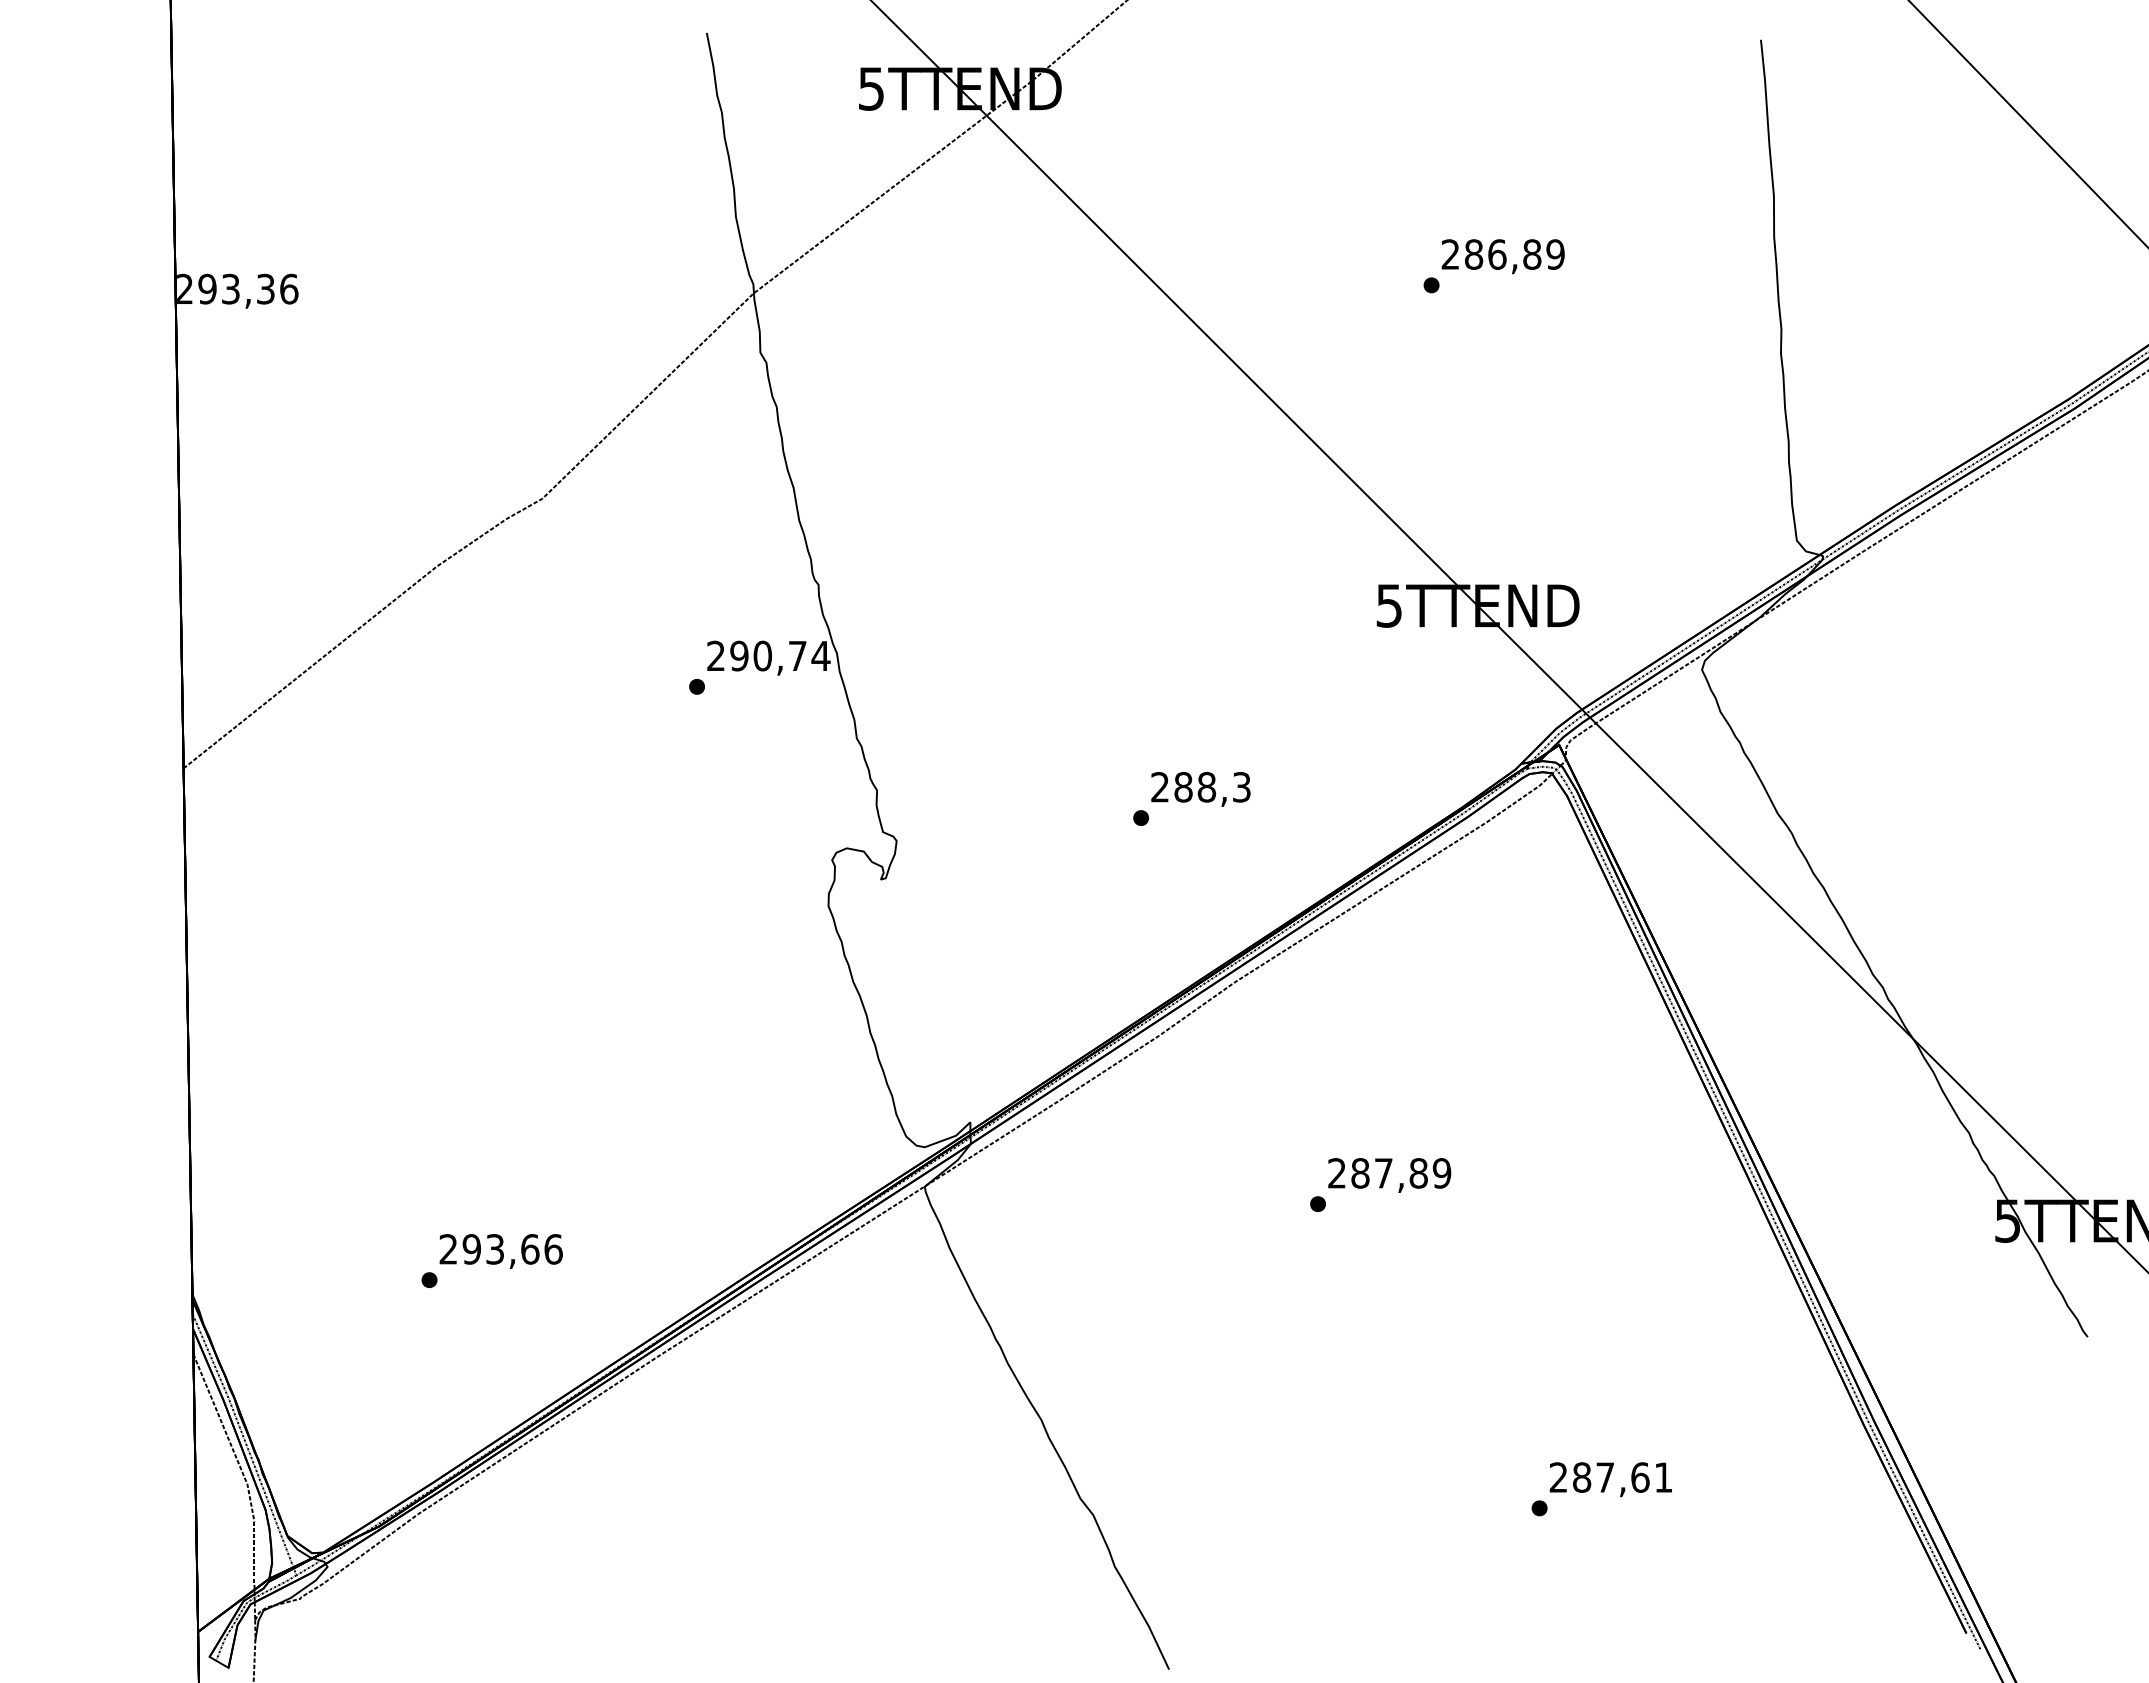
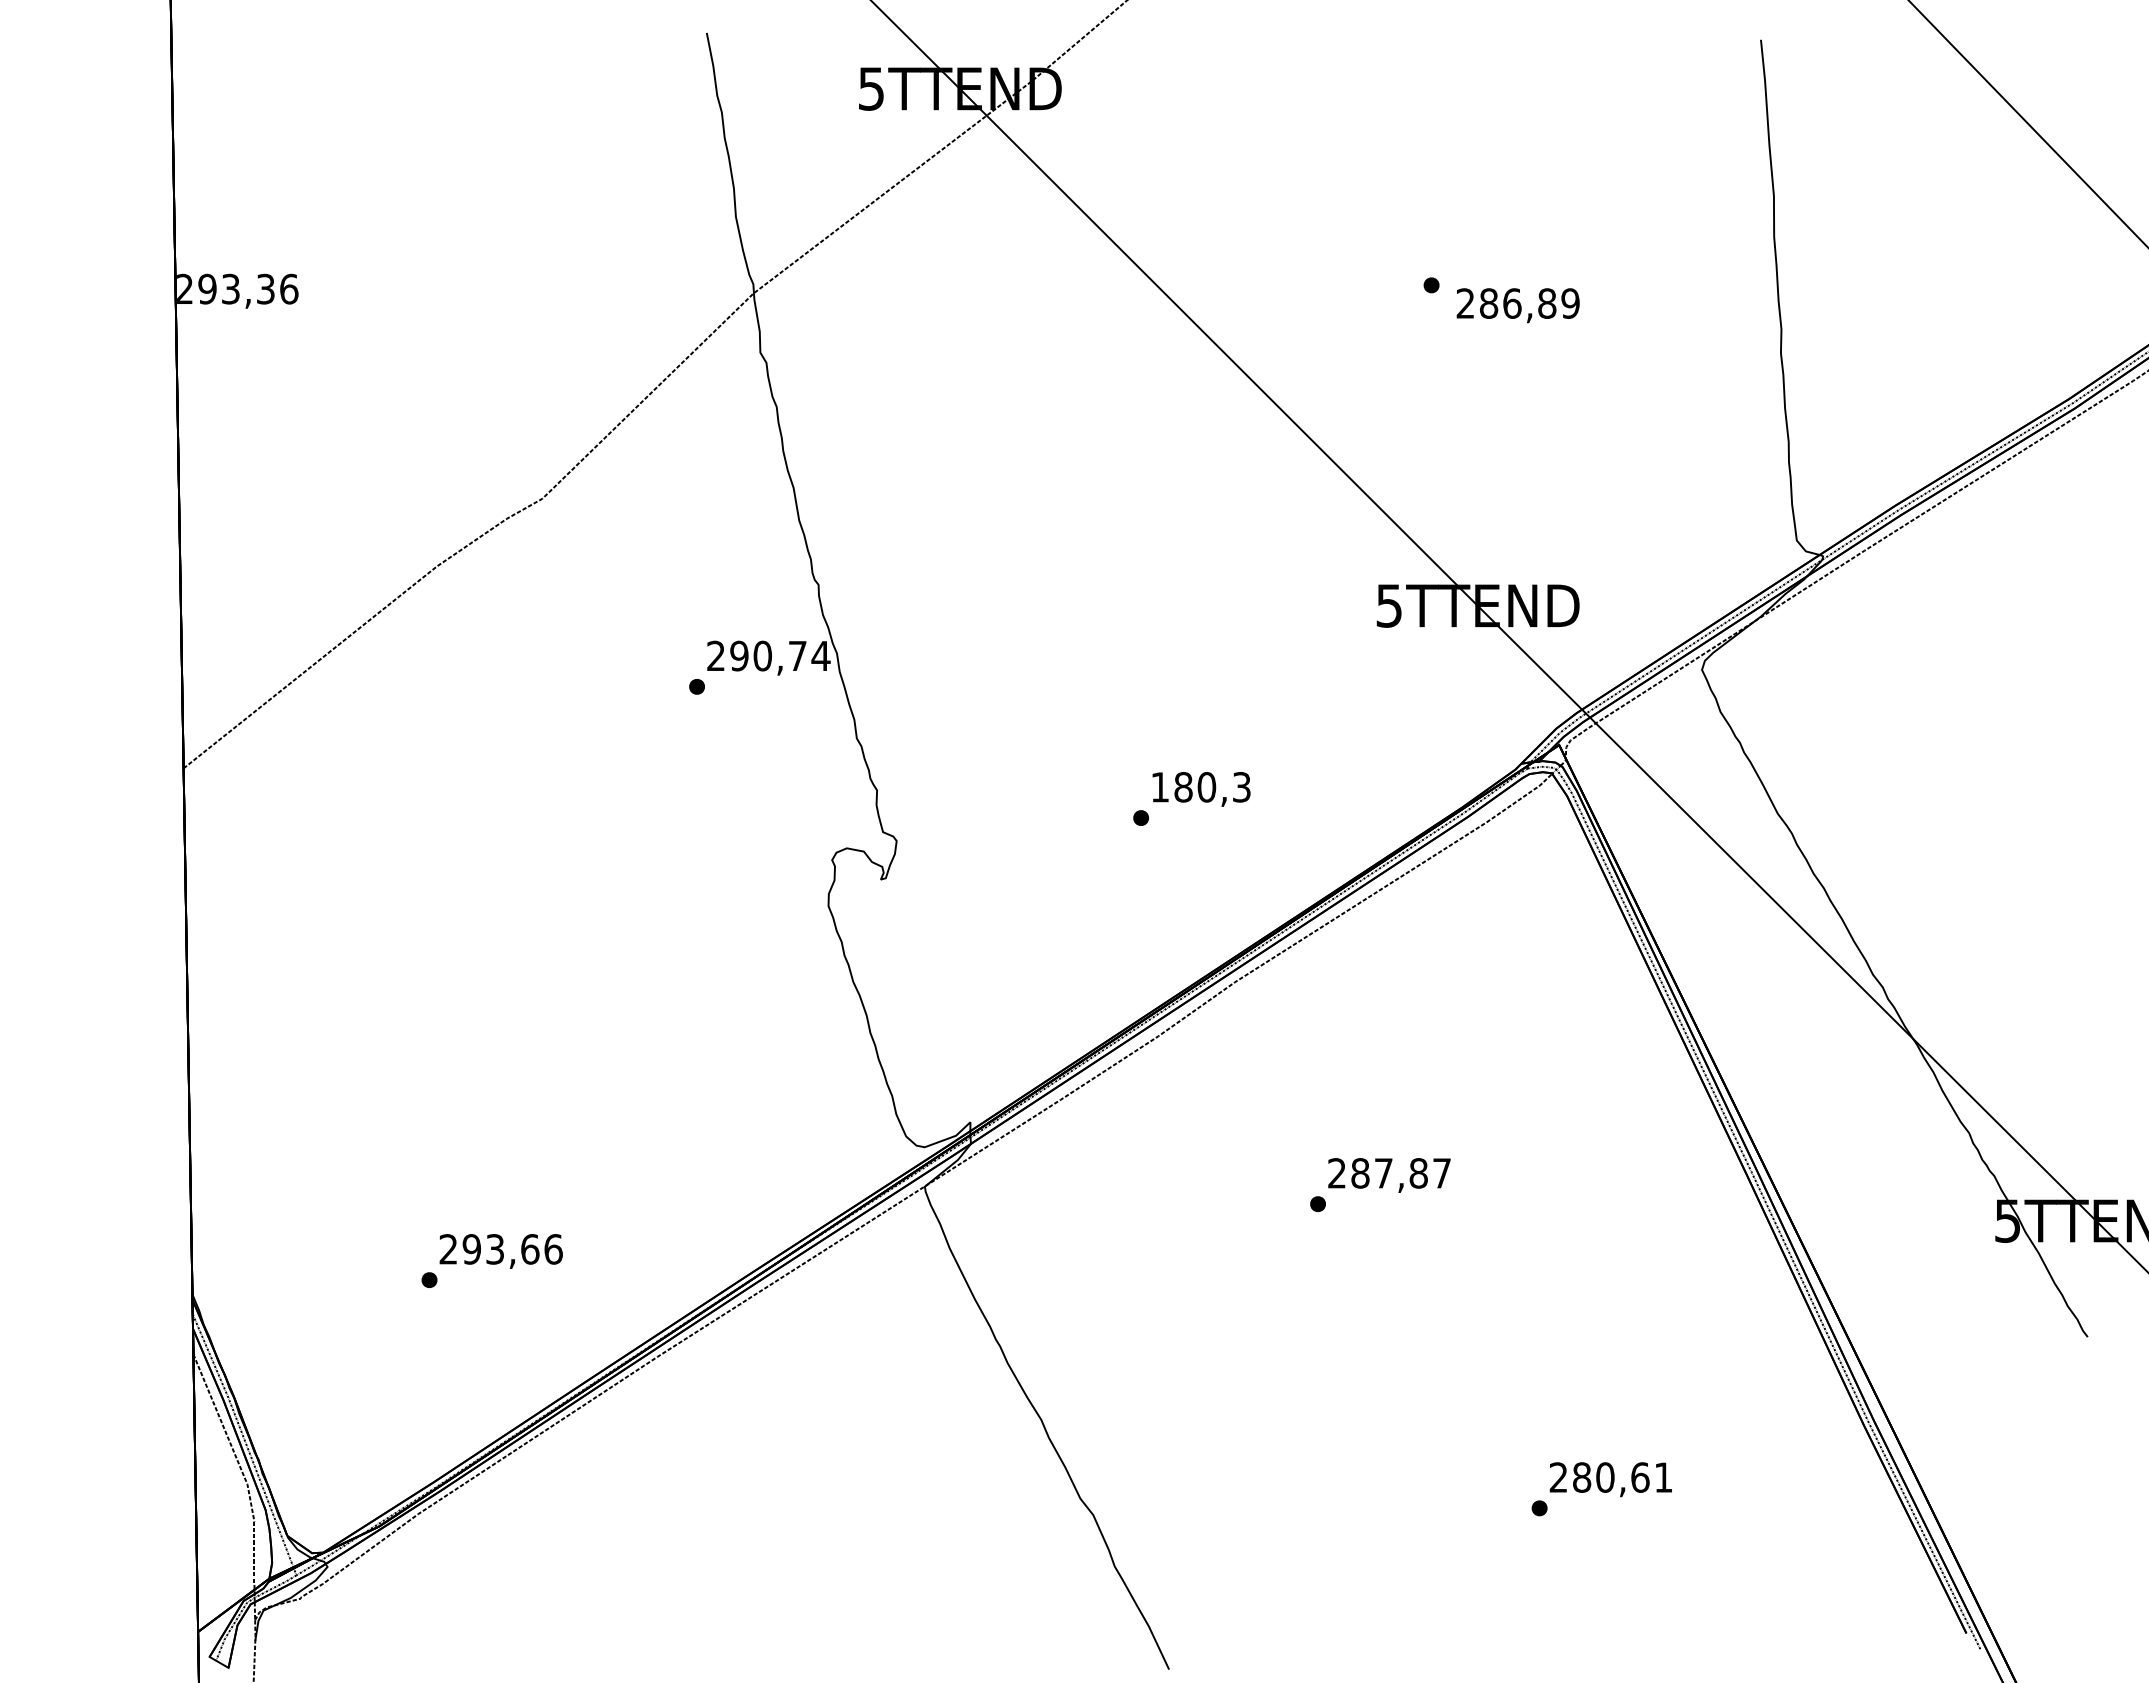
text position: (1502, 256) -> (1517, 305) (1517, 305)
text: 288,3 -> 180,3 (1183, 787)
text: 287,89 -> 287,87 (1441, 1173)
text: 287,61 -> 280,61 (1605, 1477)
